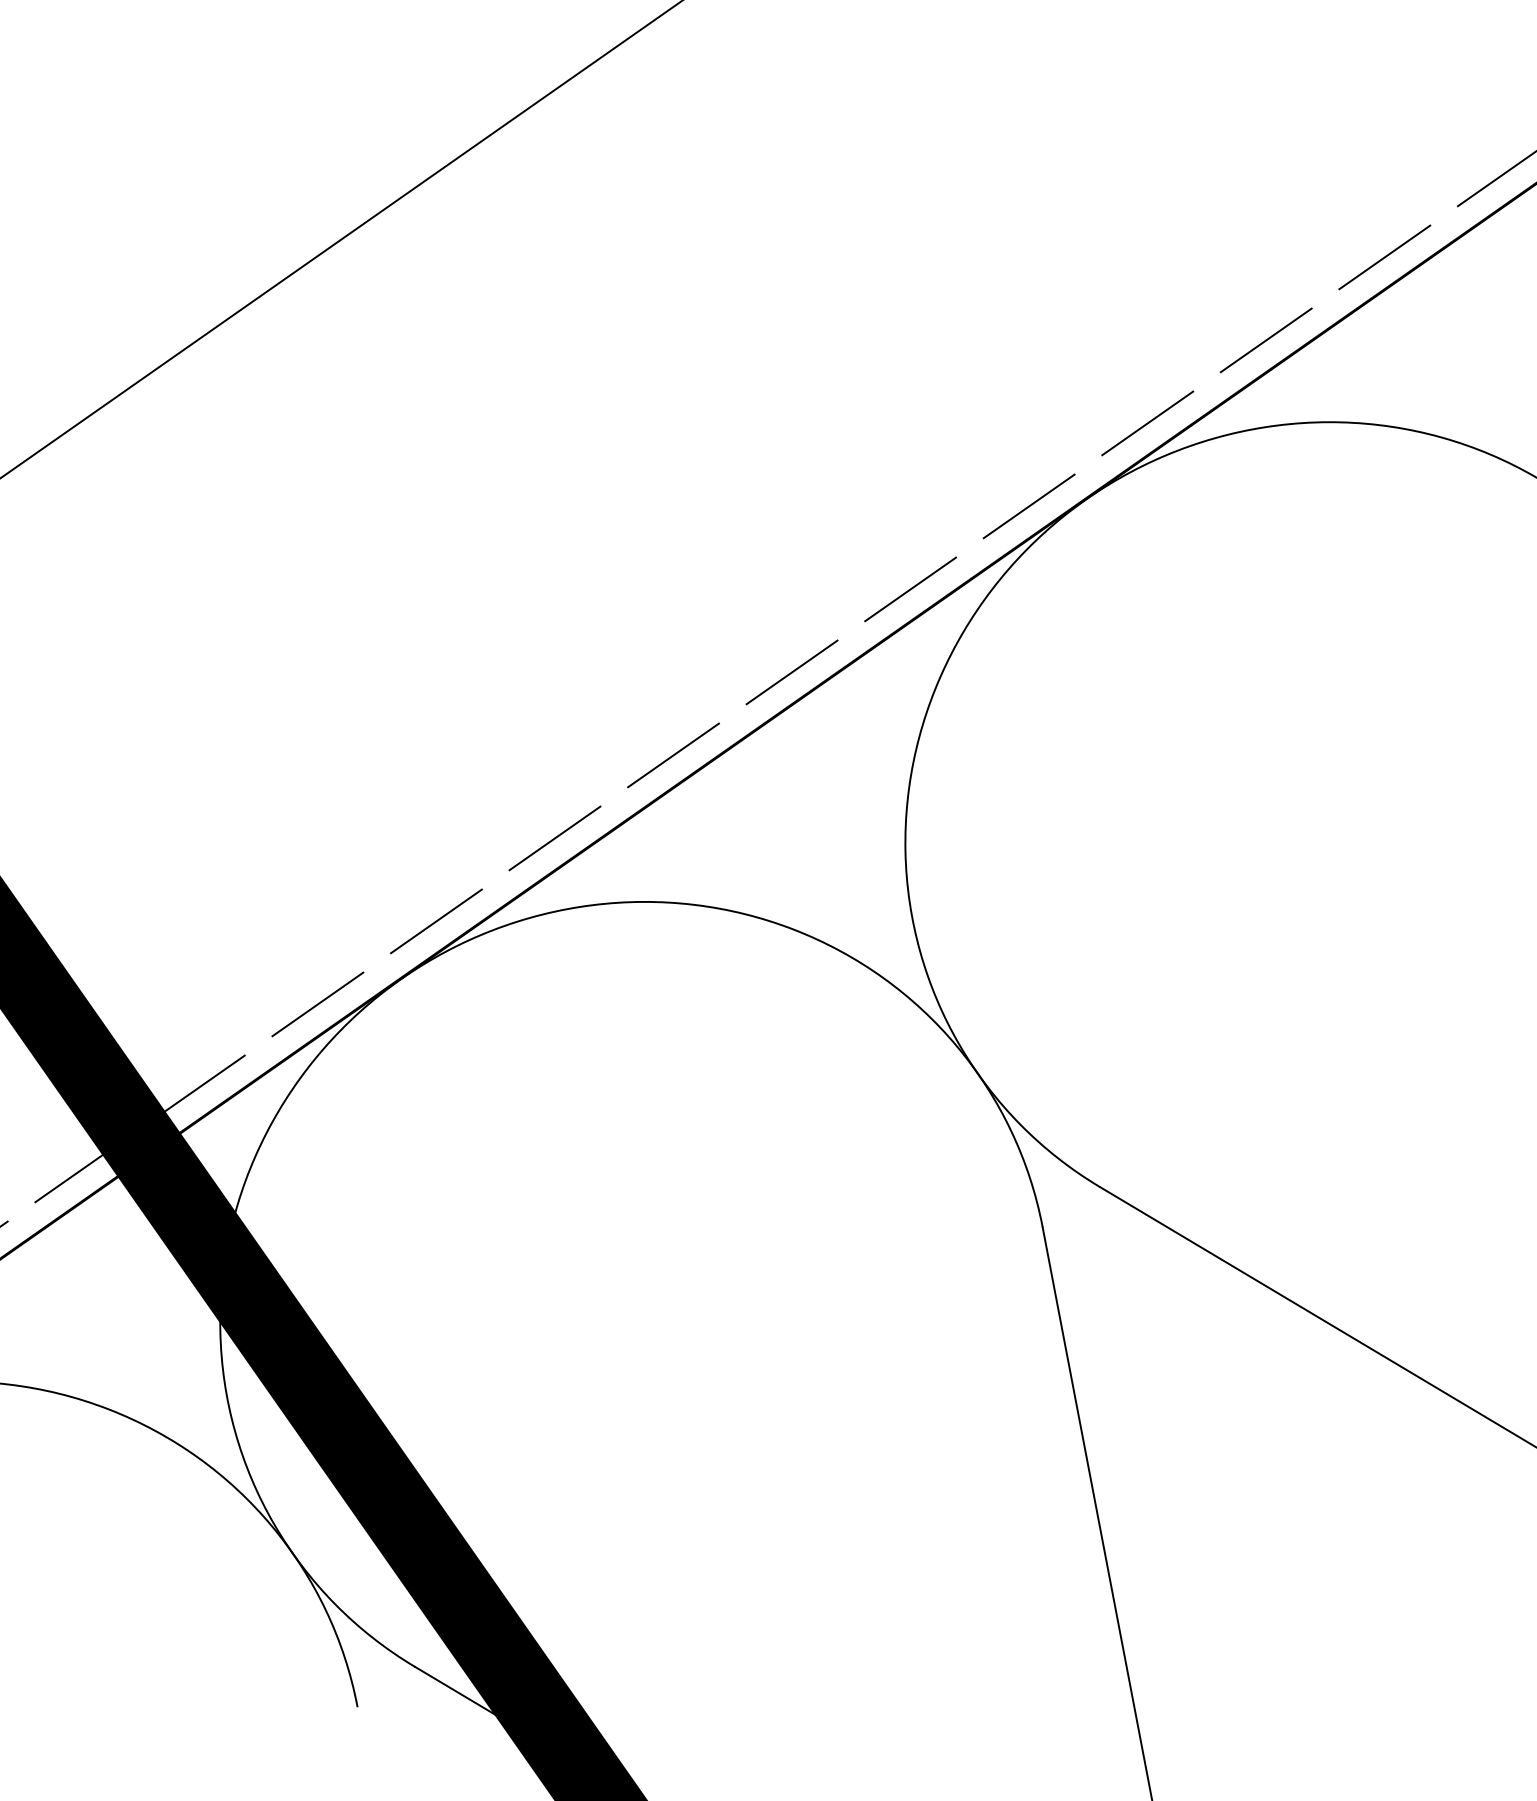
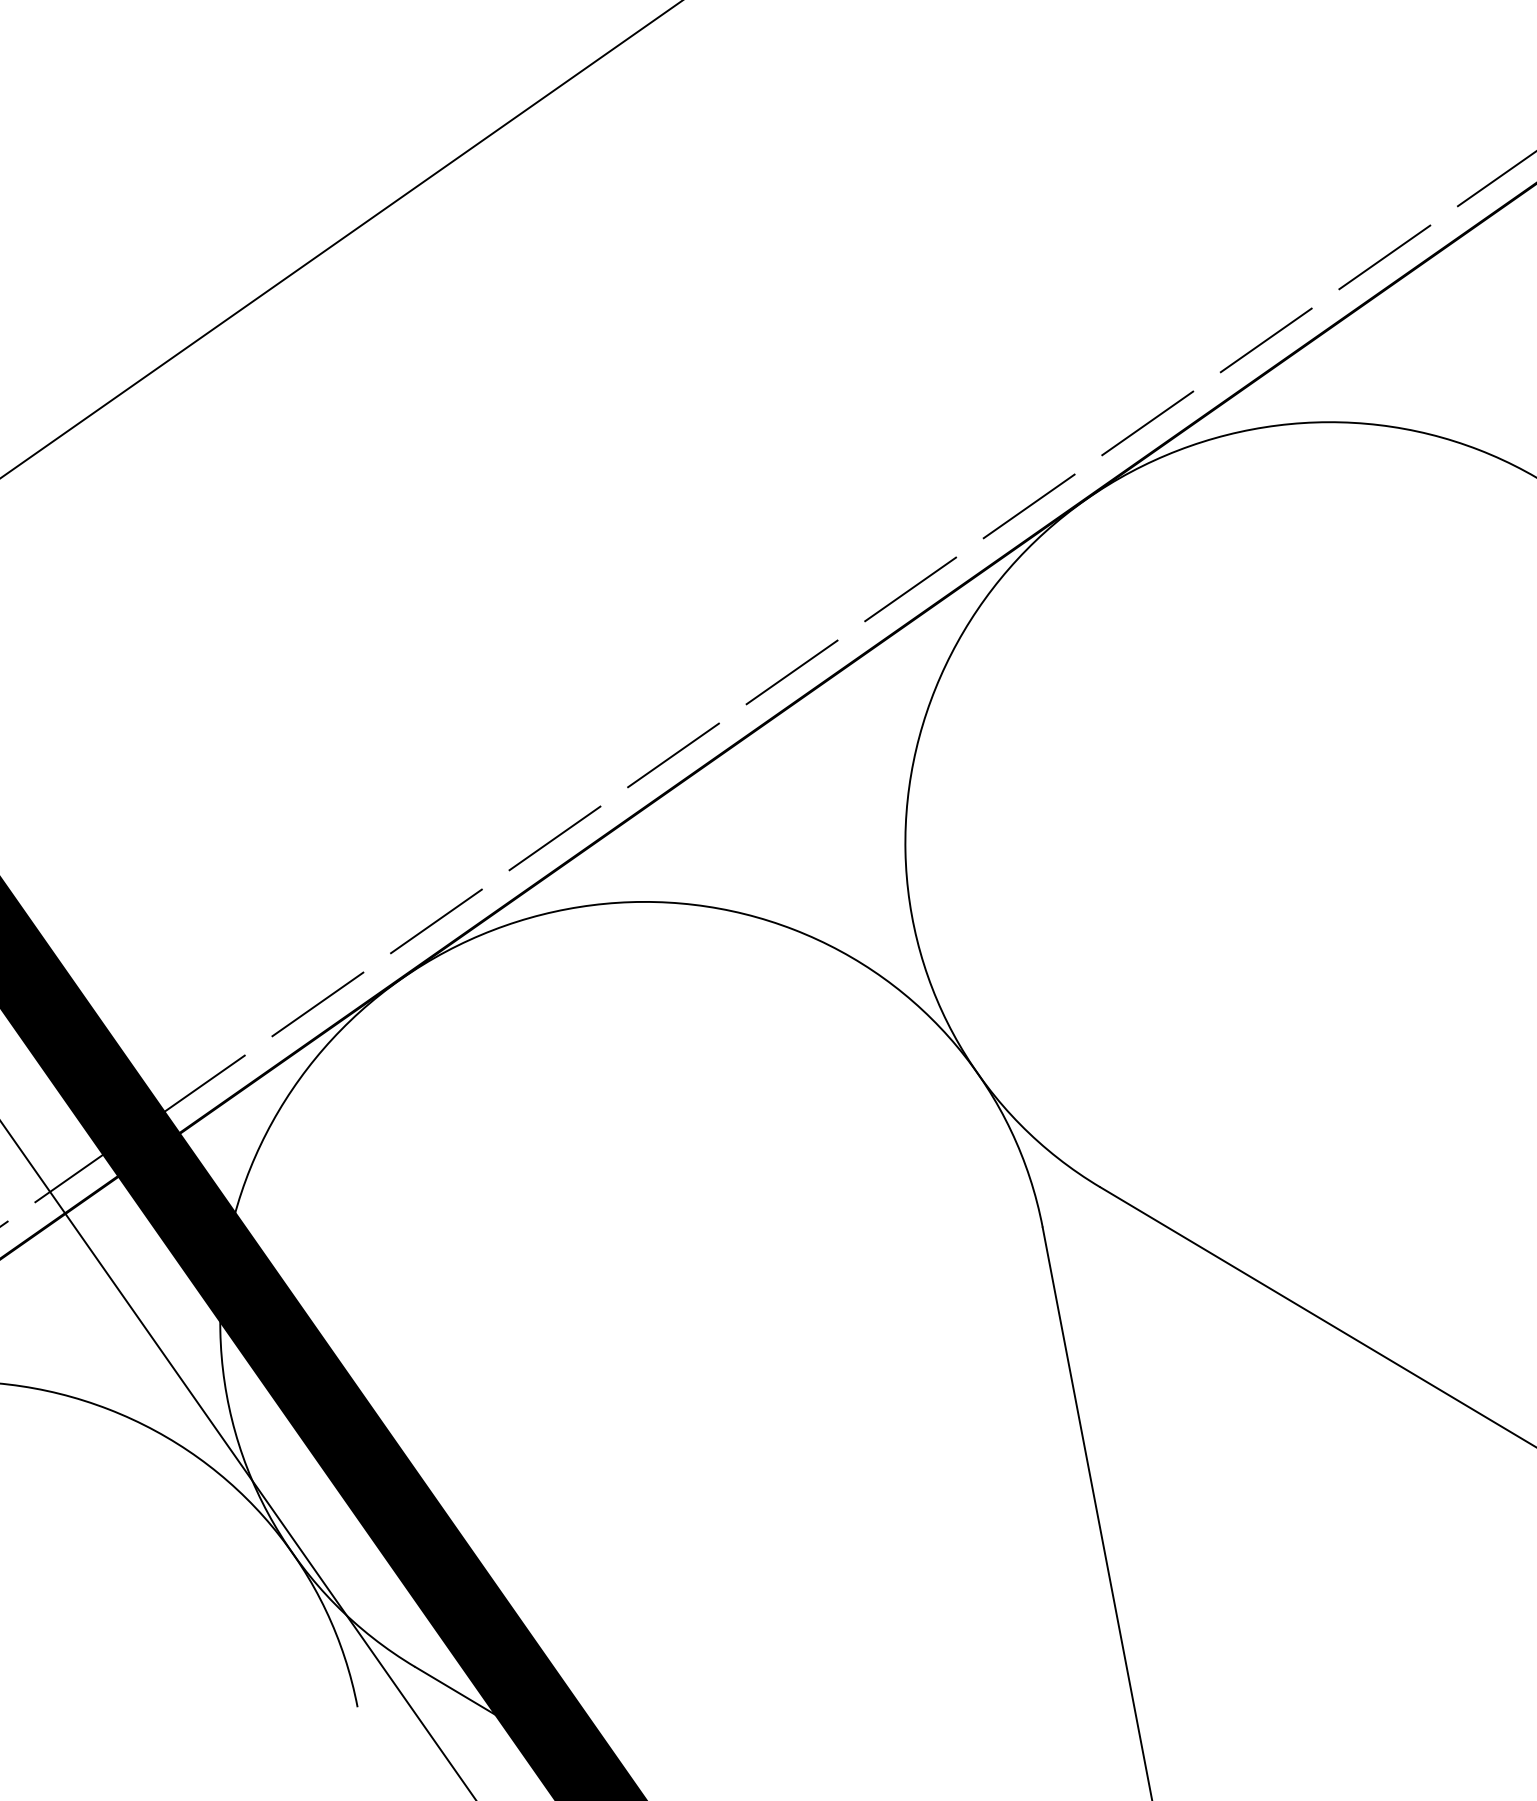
line: none -> present (238, 1460)
